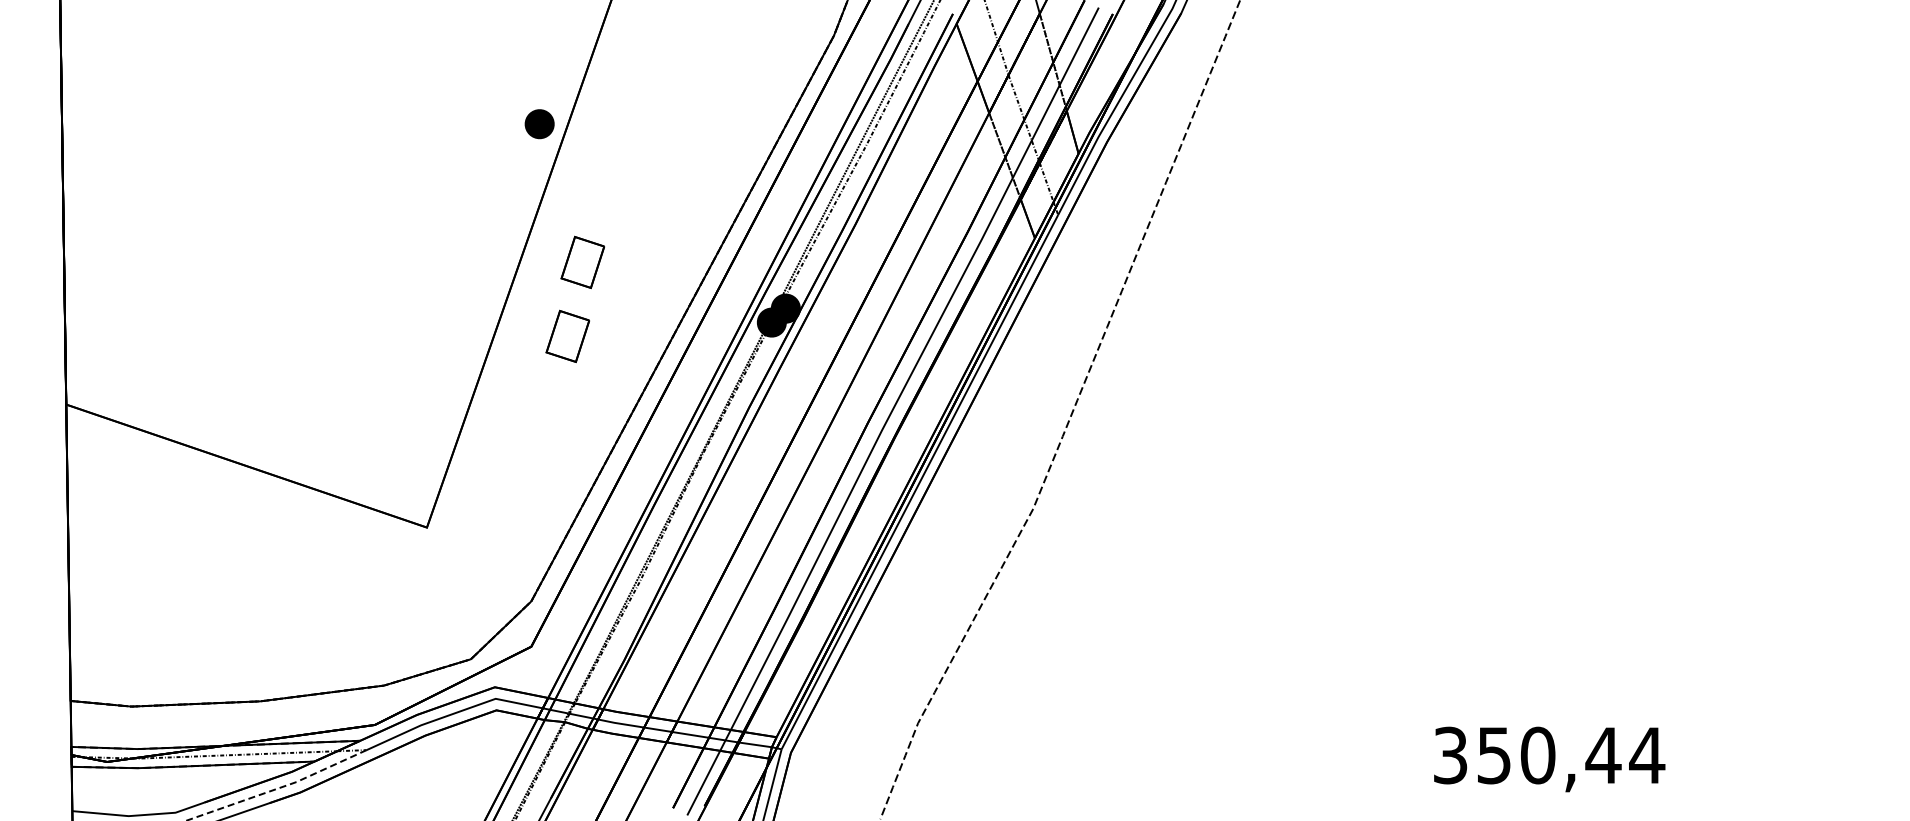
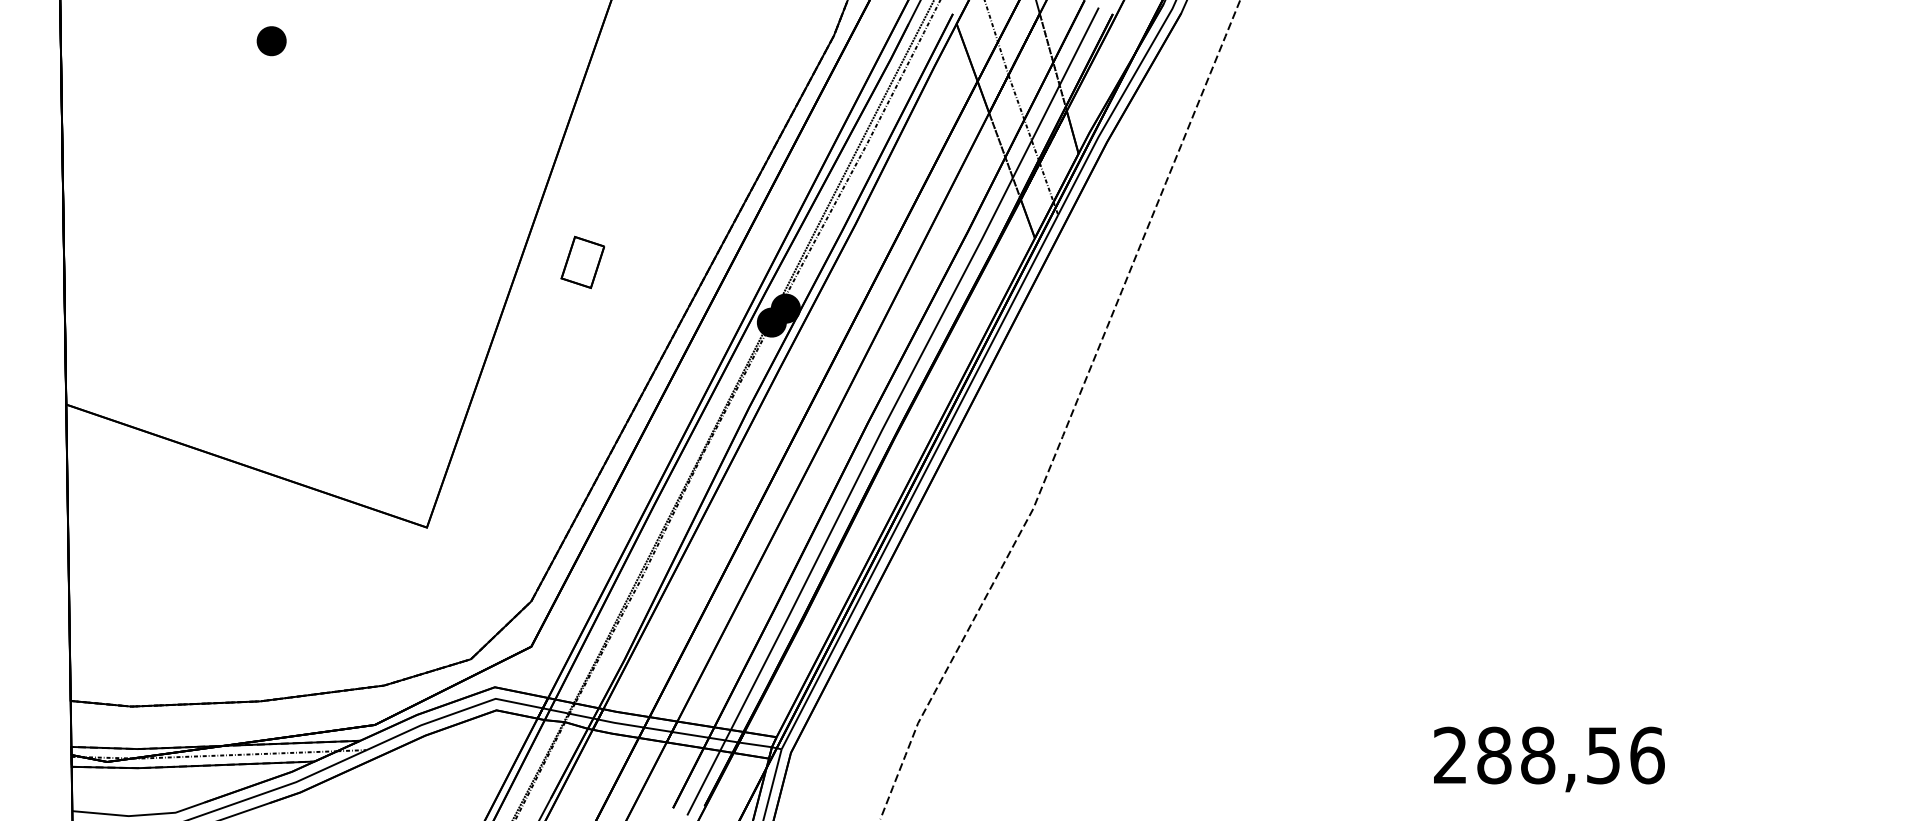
part position: (539, 124) -> (271, 41) (271, 41)
part: present -> none (567, 336)
text: 350,44 -> 288,56 (1549, 755)
line: dashed -> solid (278, 788)
